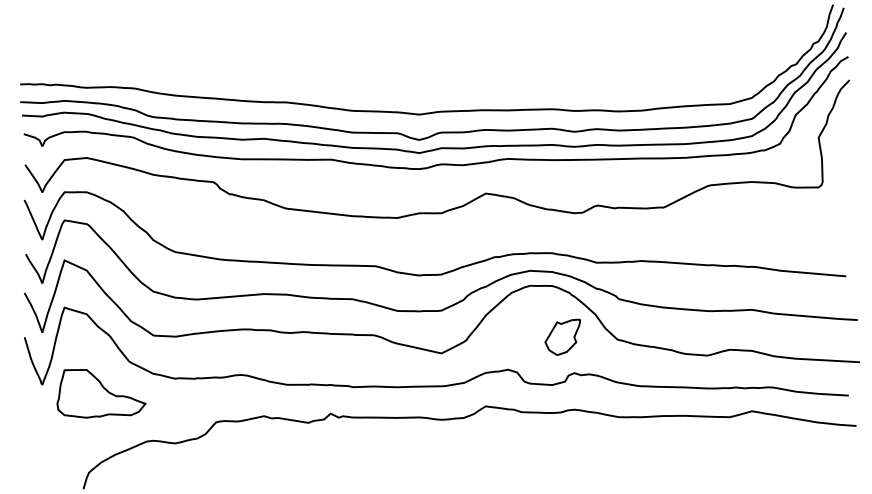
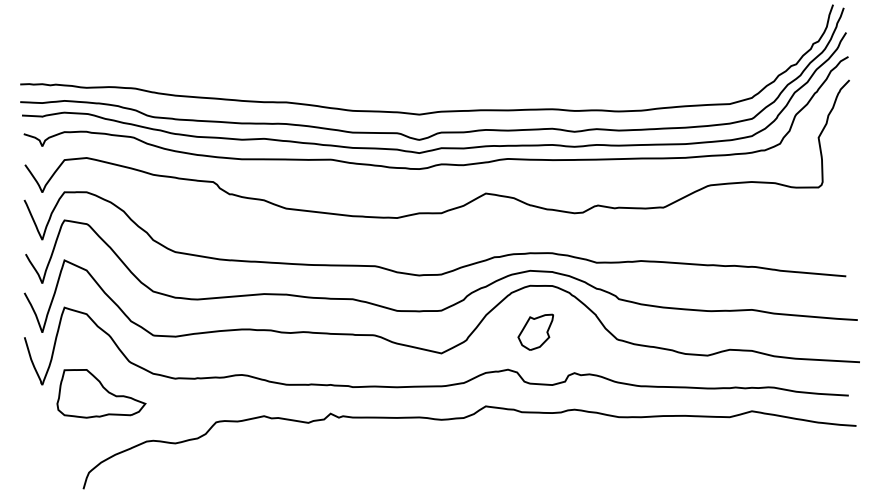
part position: (562, 336) -> (535, 331) (535, 331)
